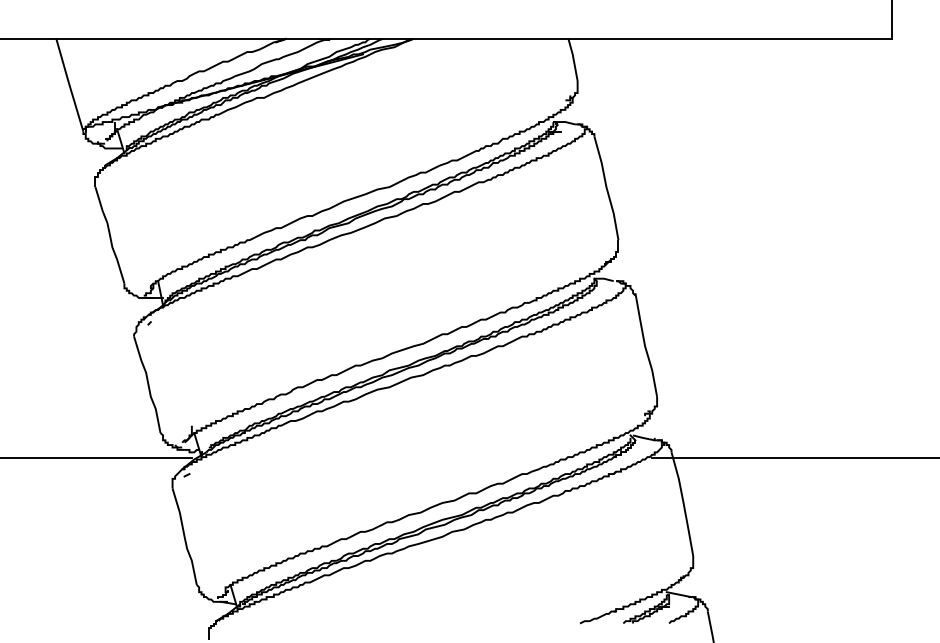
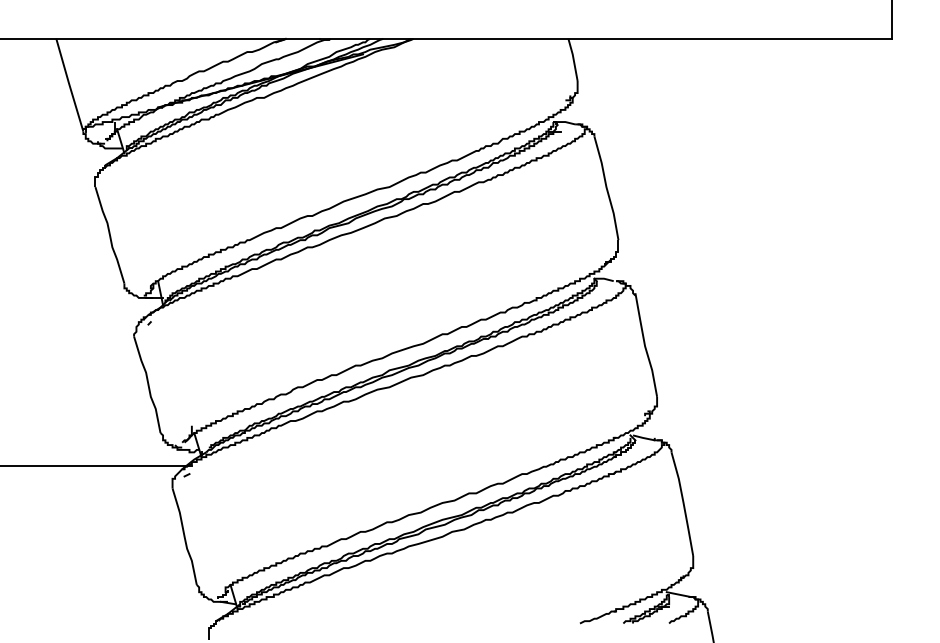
line position: (96, 458) -> (96, 466) (96, 466)
line: present -> none (794, 458)
